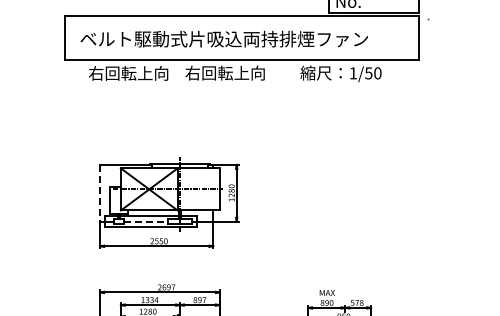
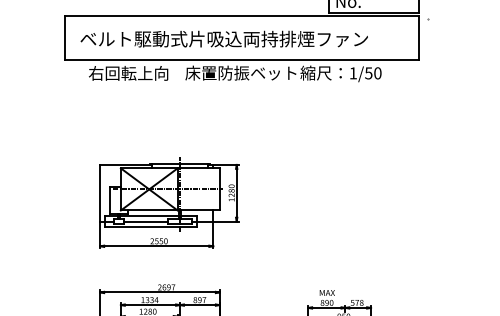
text: 右回転上向 -> 床置防振ベット (240, 72)
line: dashed -> solid (100, 193)
line: dashed -> solid (146, 221)
